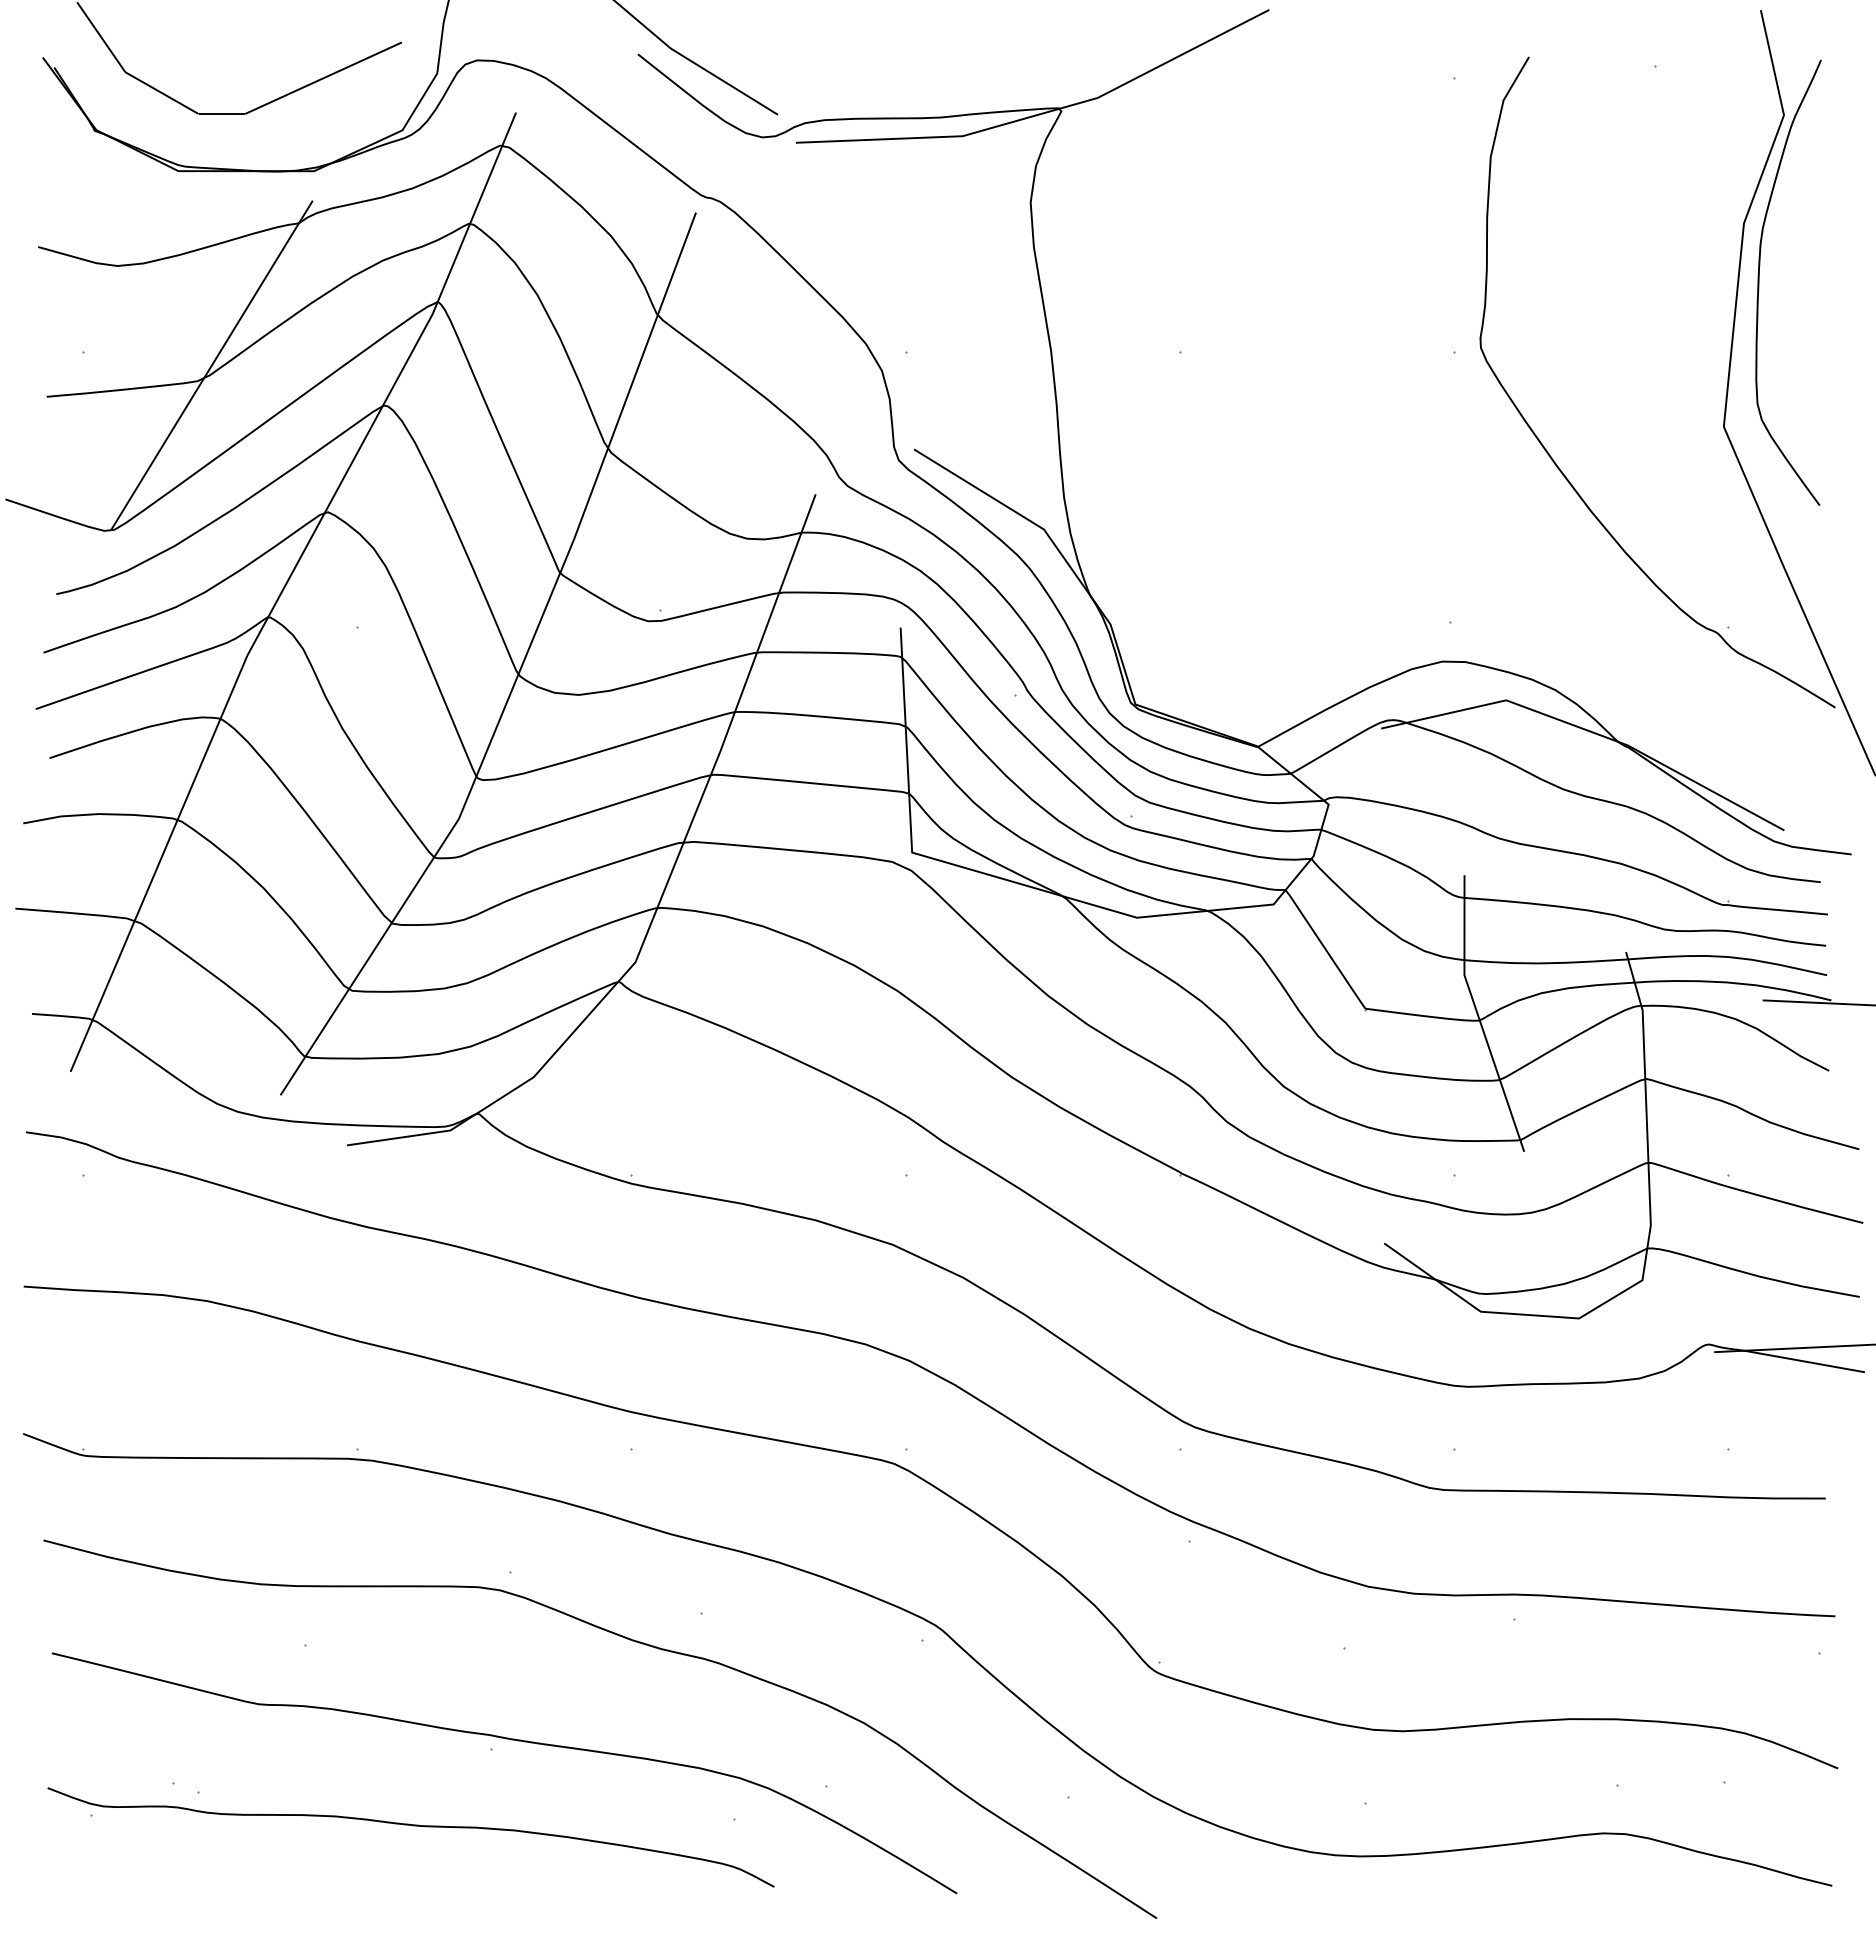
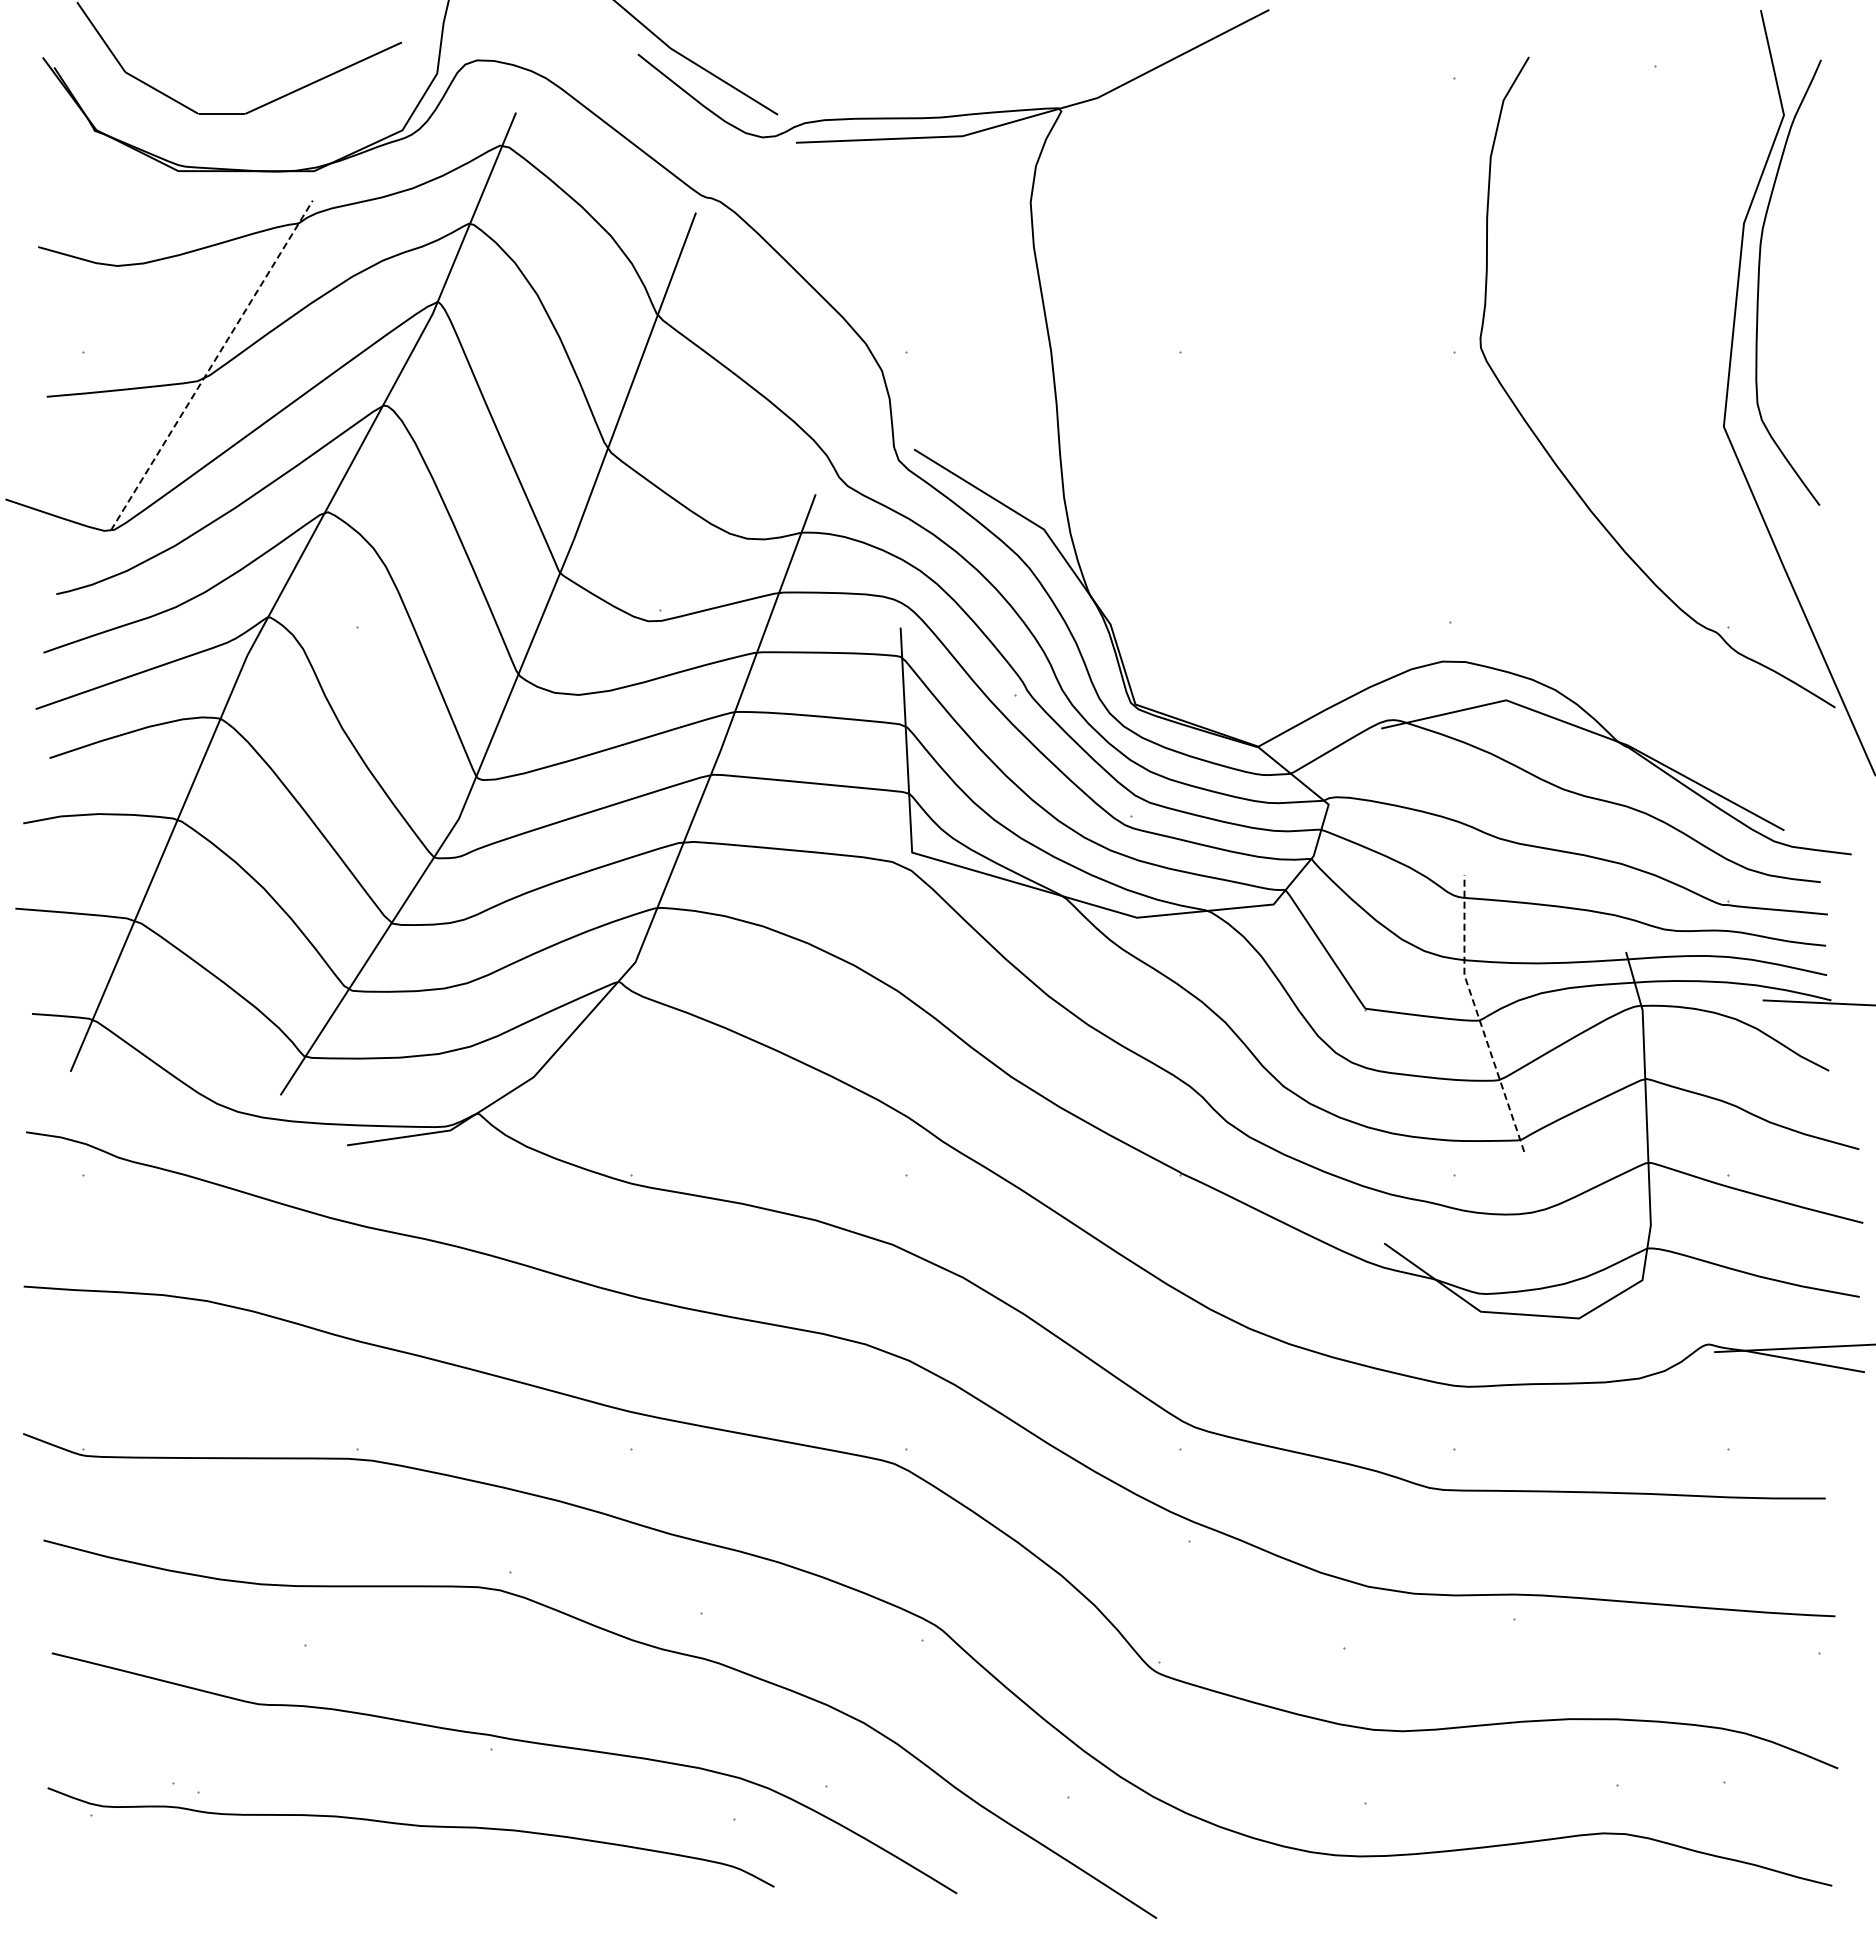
line: solid -> dashed (212, 365)
line: solid -> dashed (1478, 1015)
